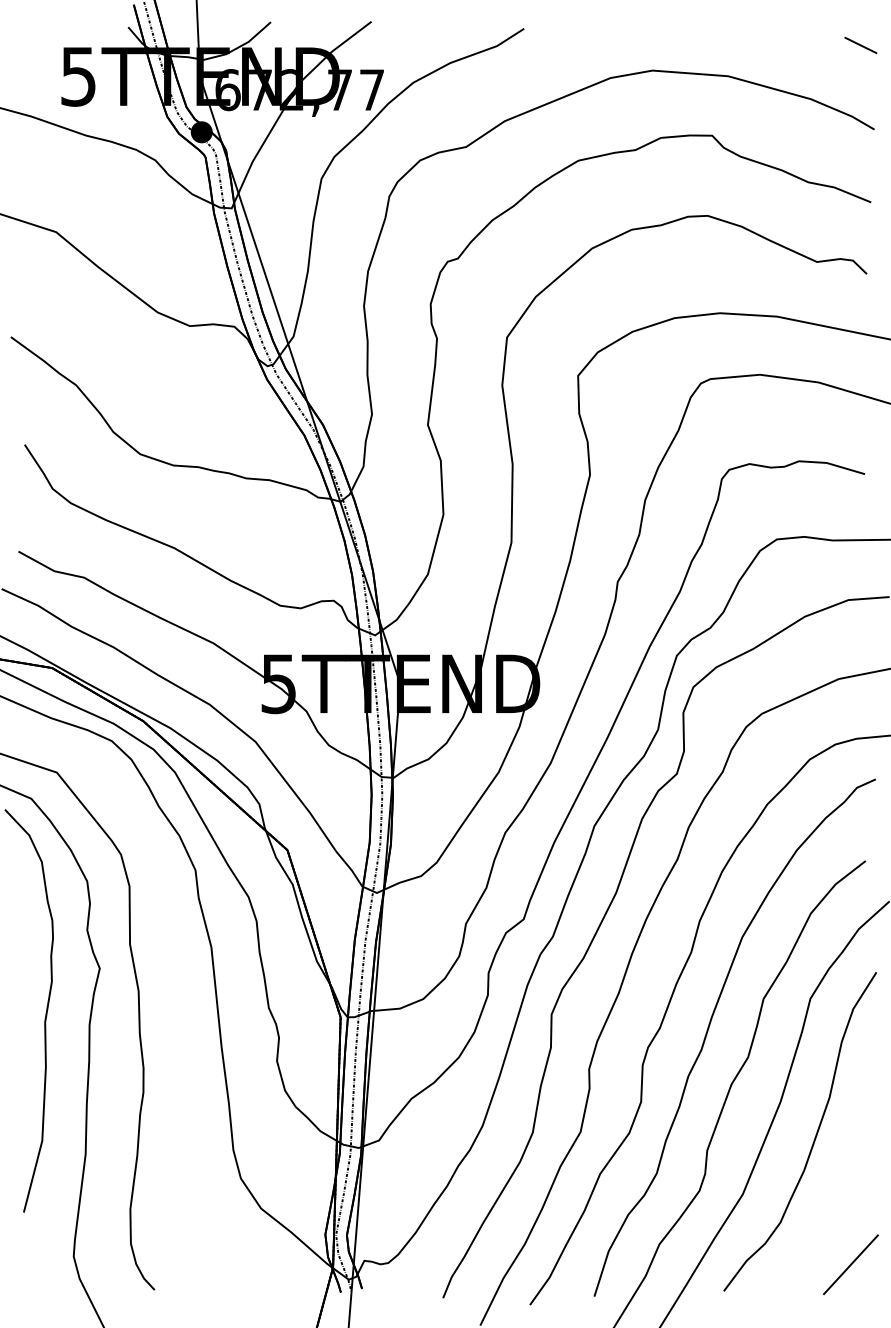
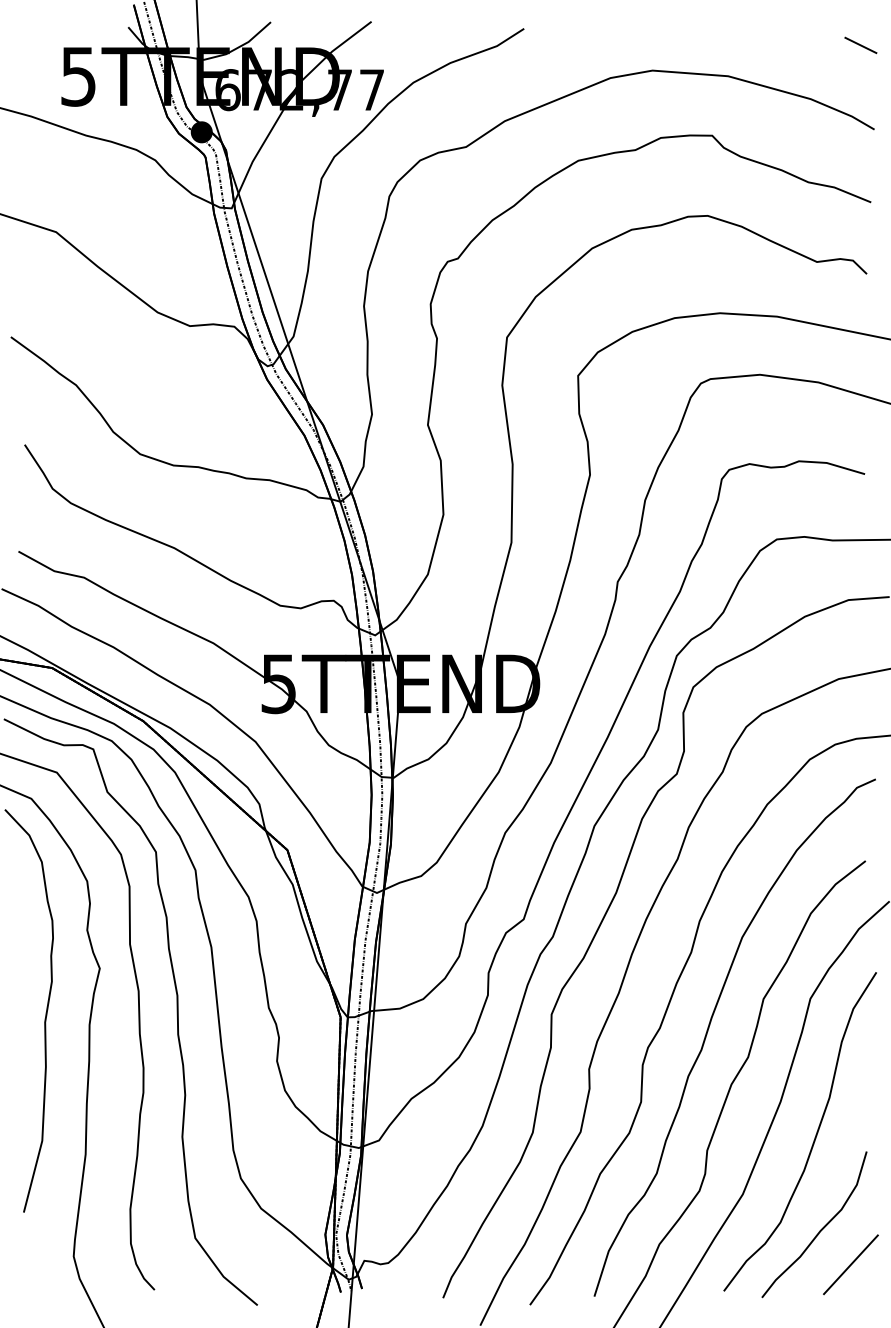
curve: none -> present (176, 1011)
curve: none -> present (820, 1229)
